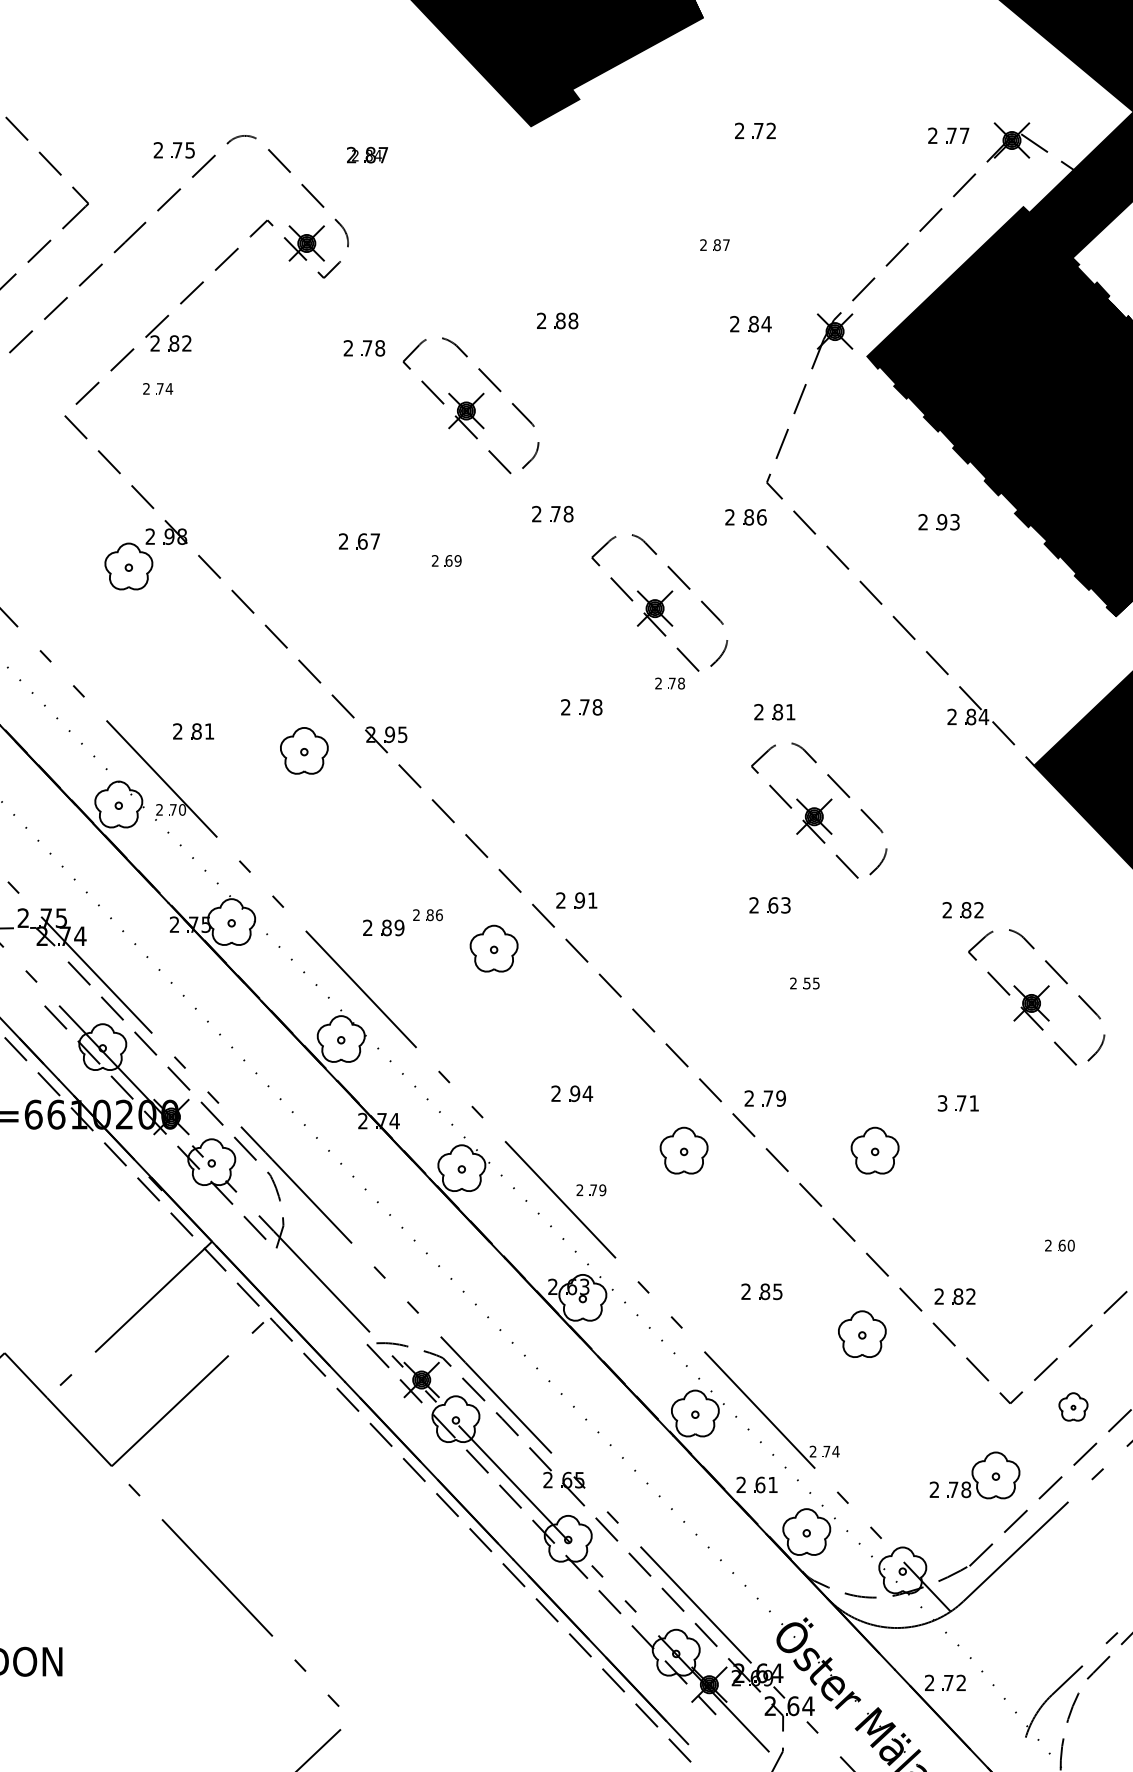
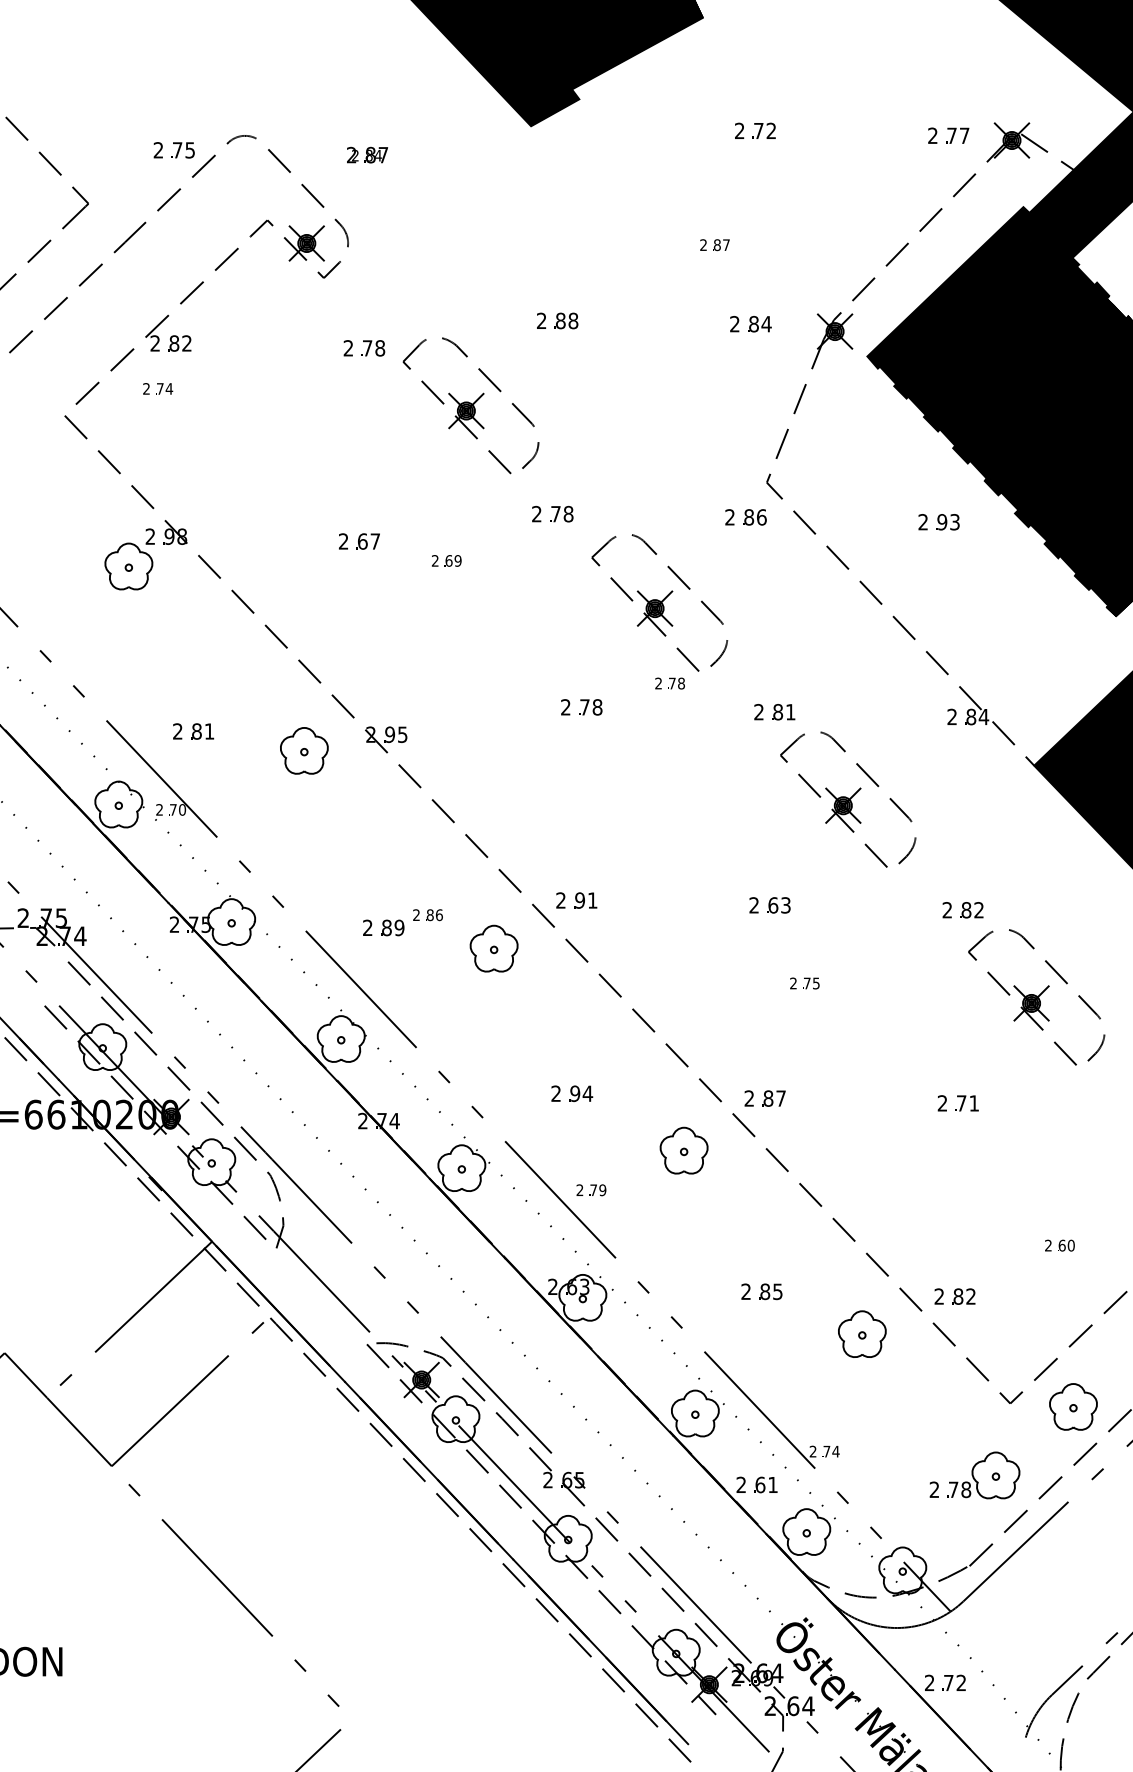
part position: (819, 810) -> (848, 799) (848, 799)
text: 55 -> 75 (807, 983)
text: 79 -> 87 (774, 1098)
text: 3 -> 2 (942, 1103)
part: present -> none (874, 1150)
part size: 31x30 px -> 49x48 px (1073, 1406)
